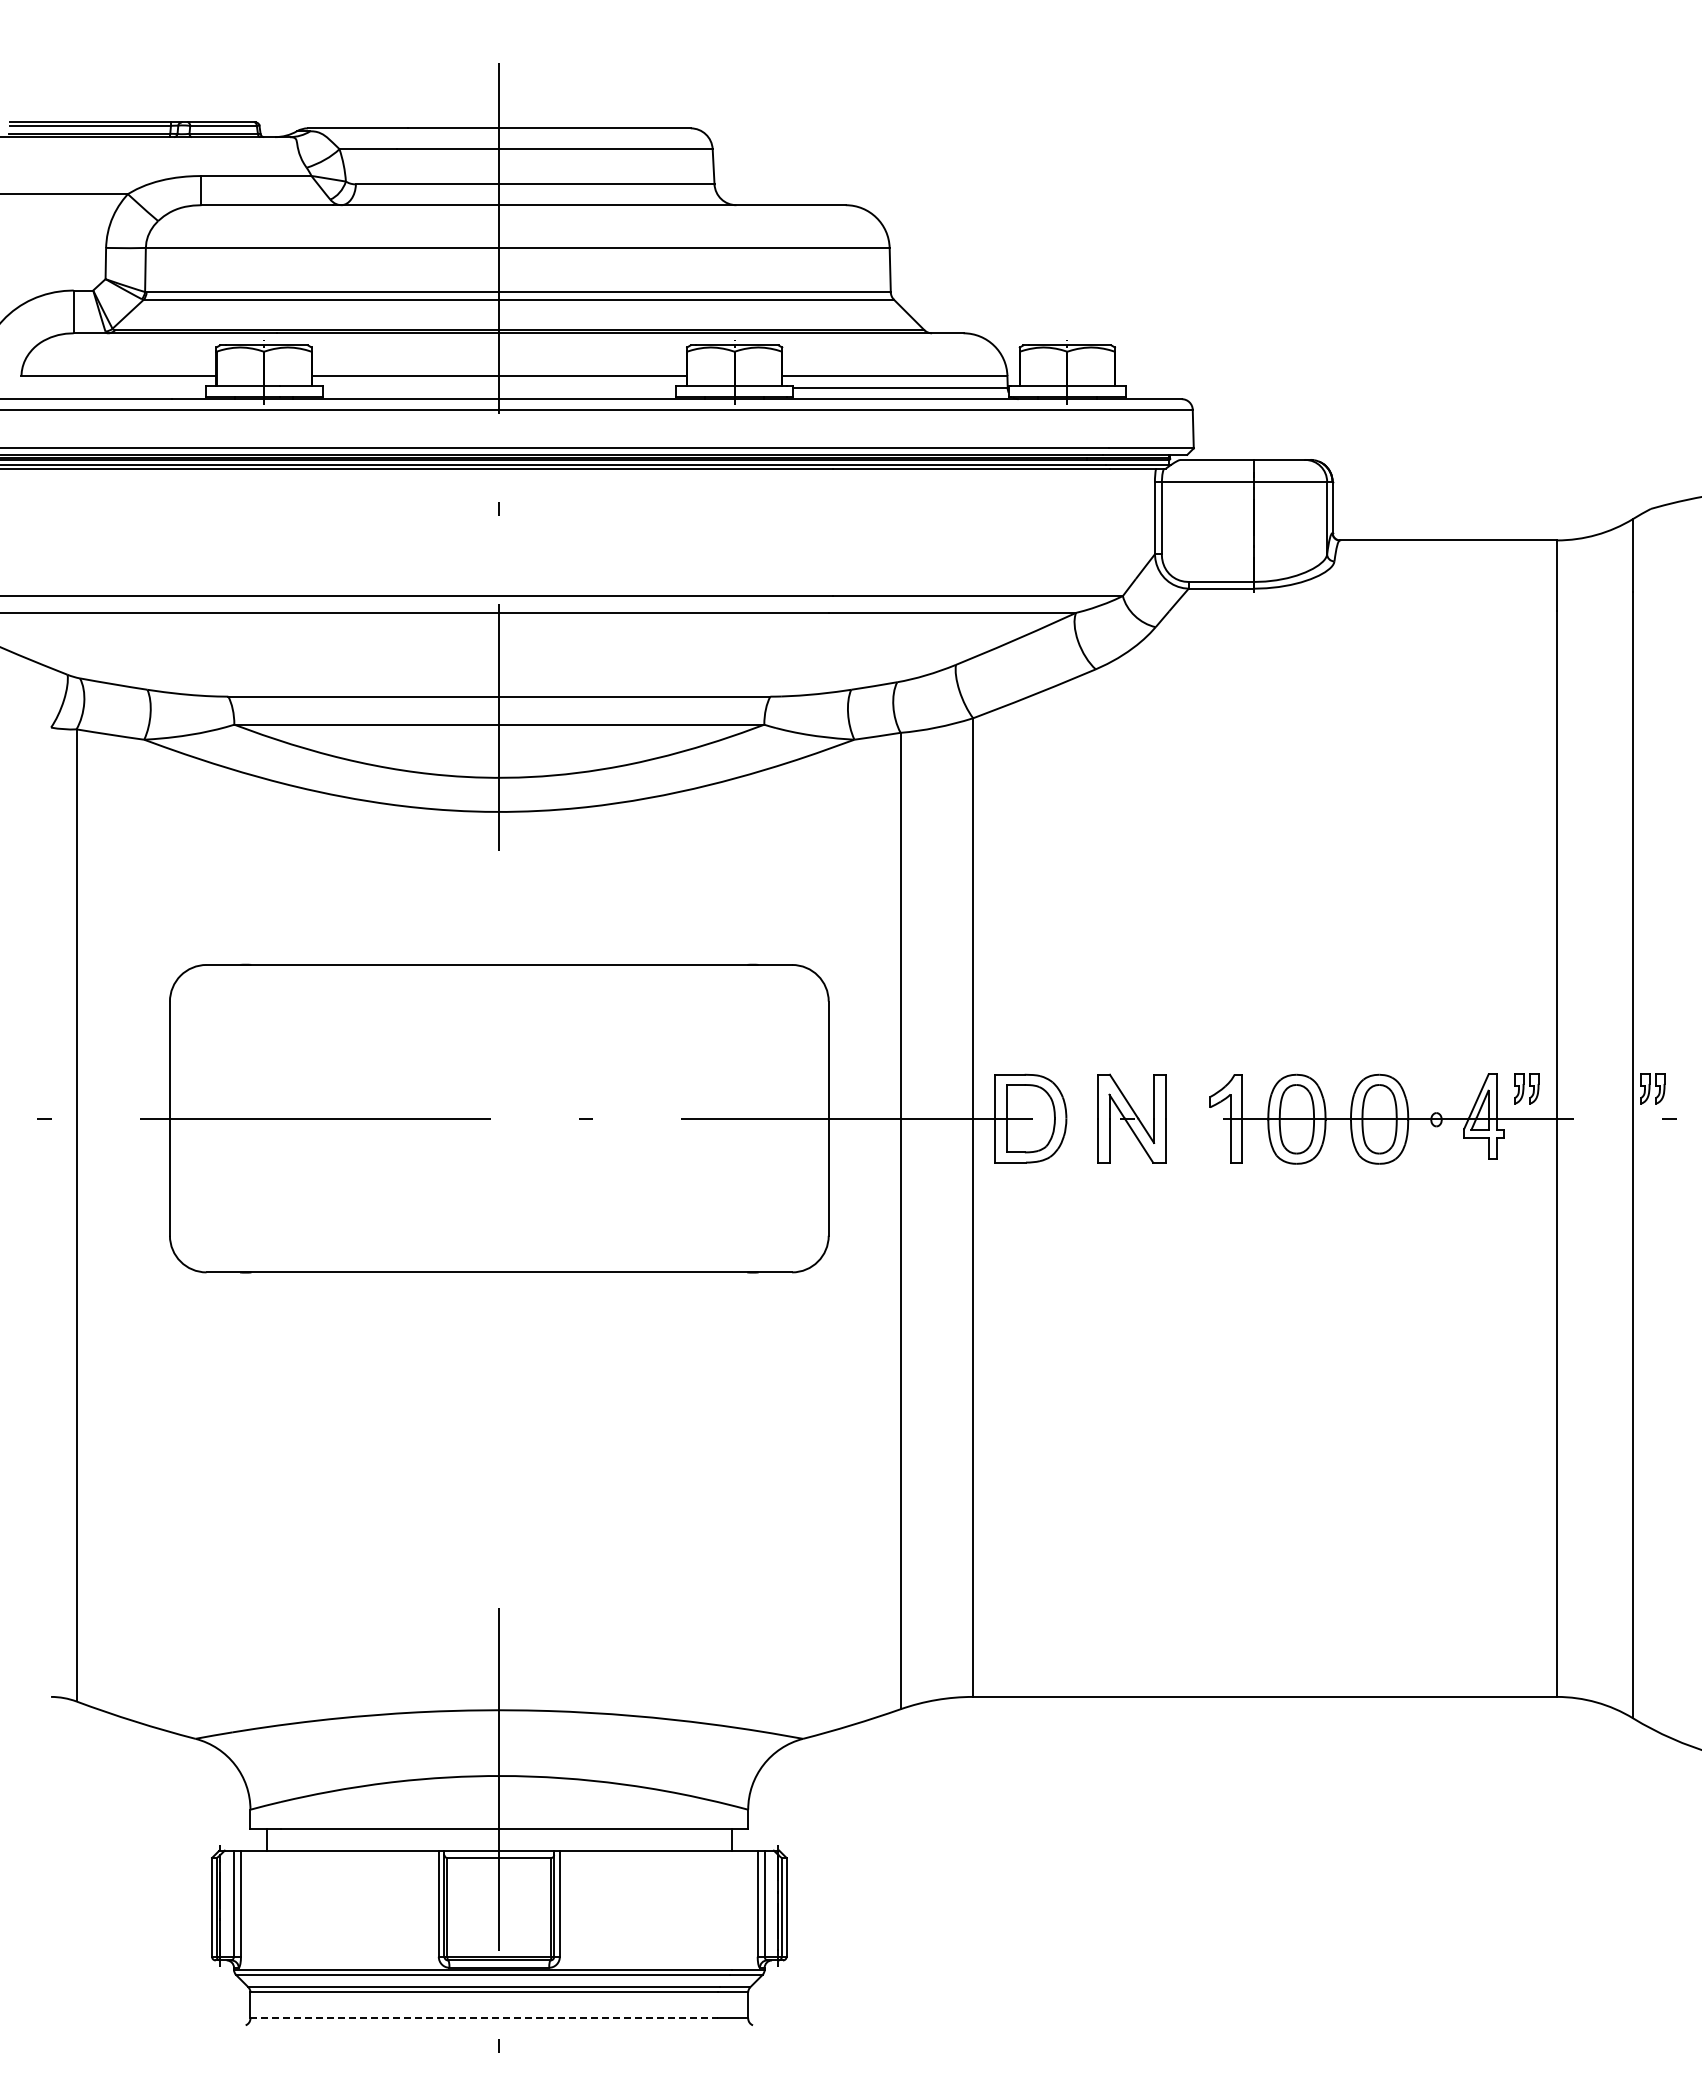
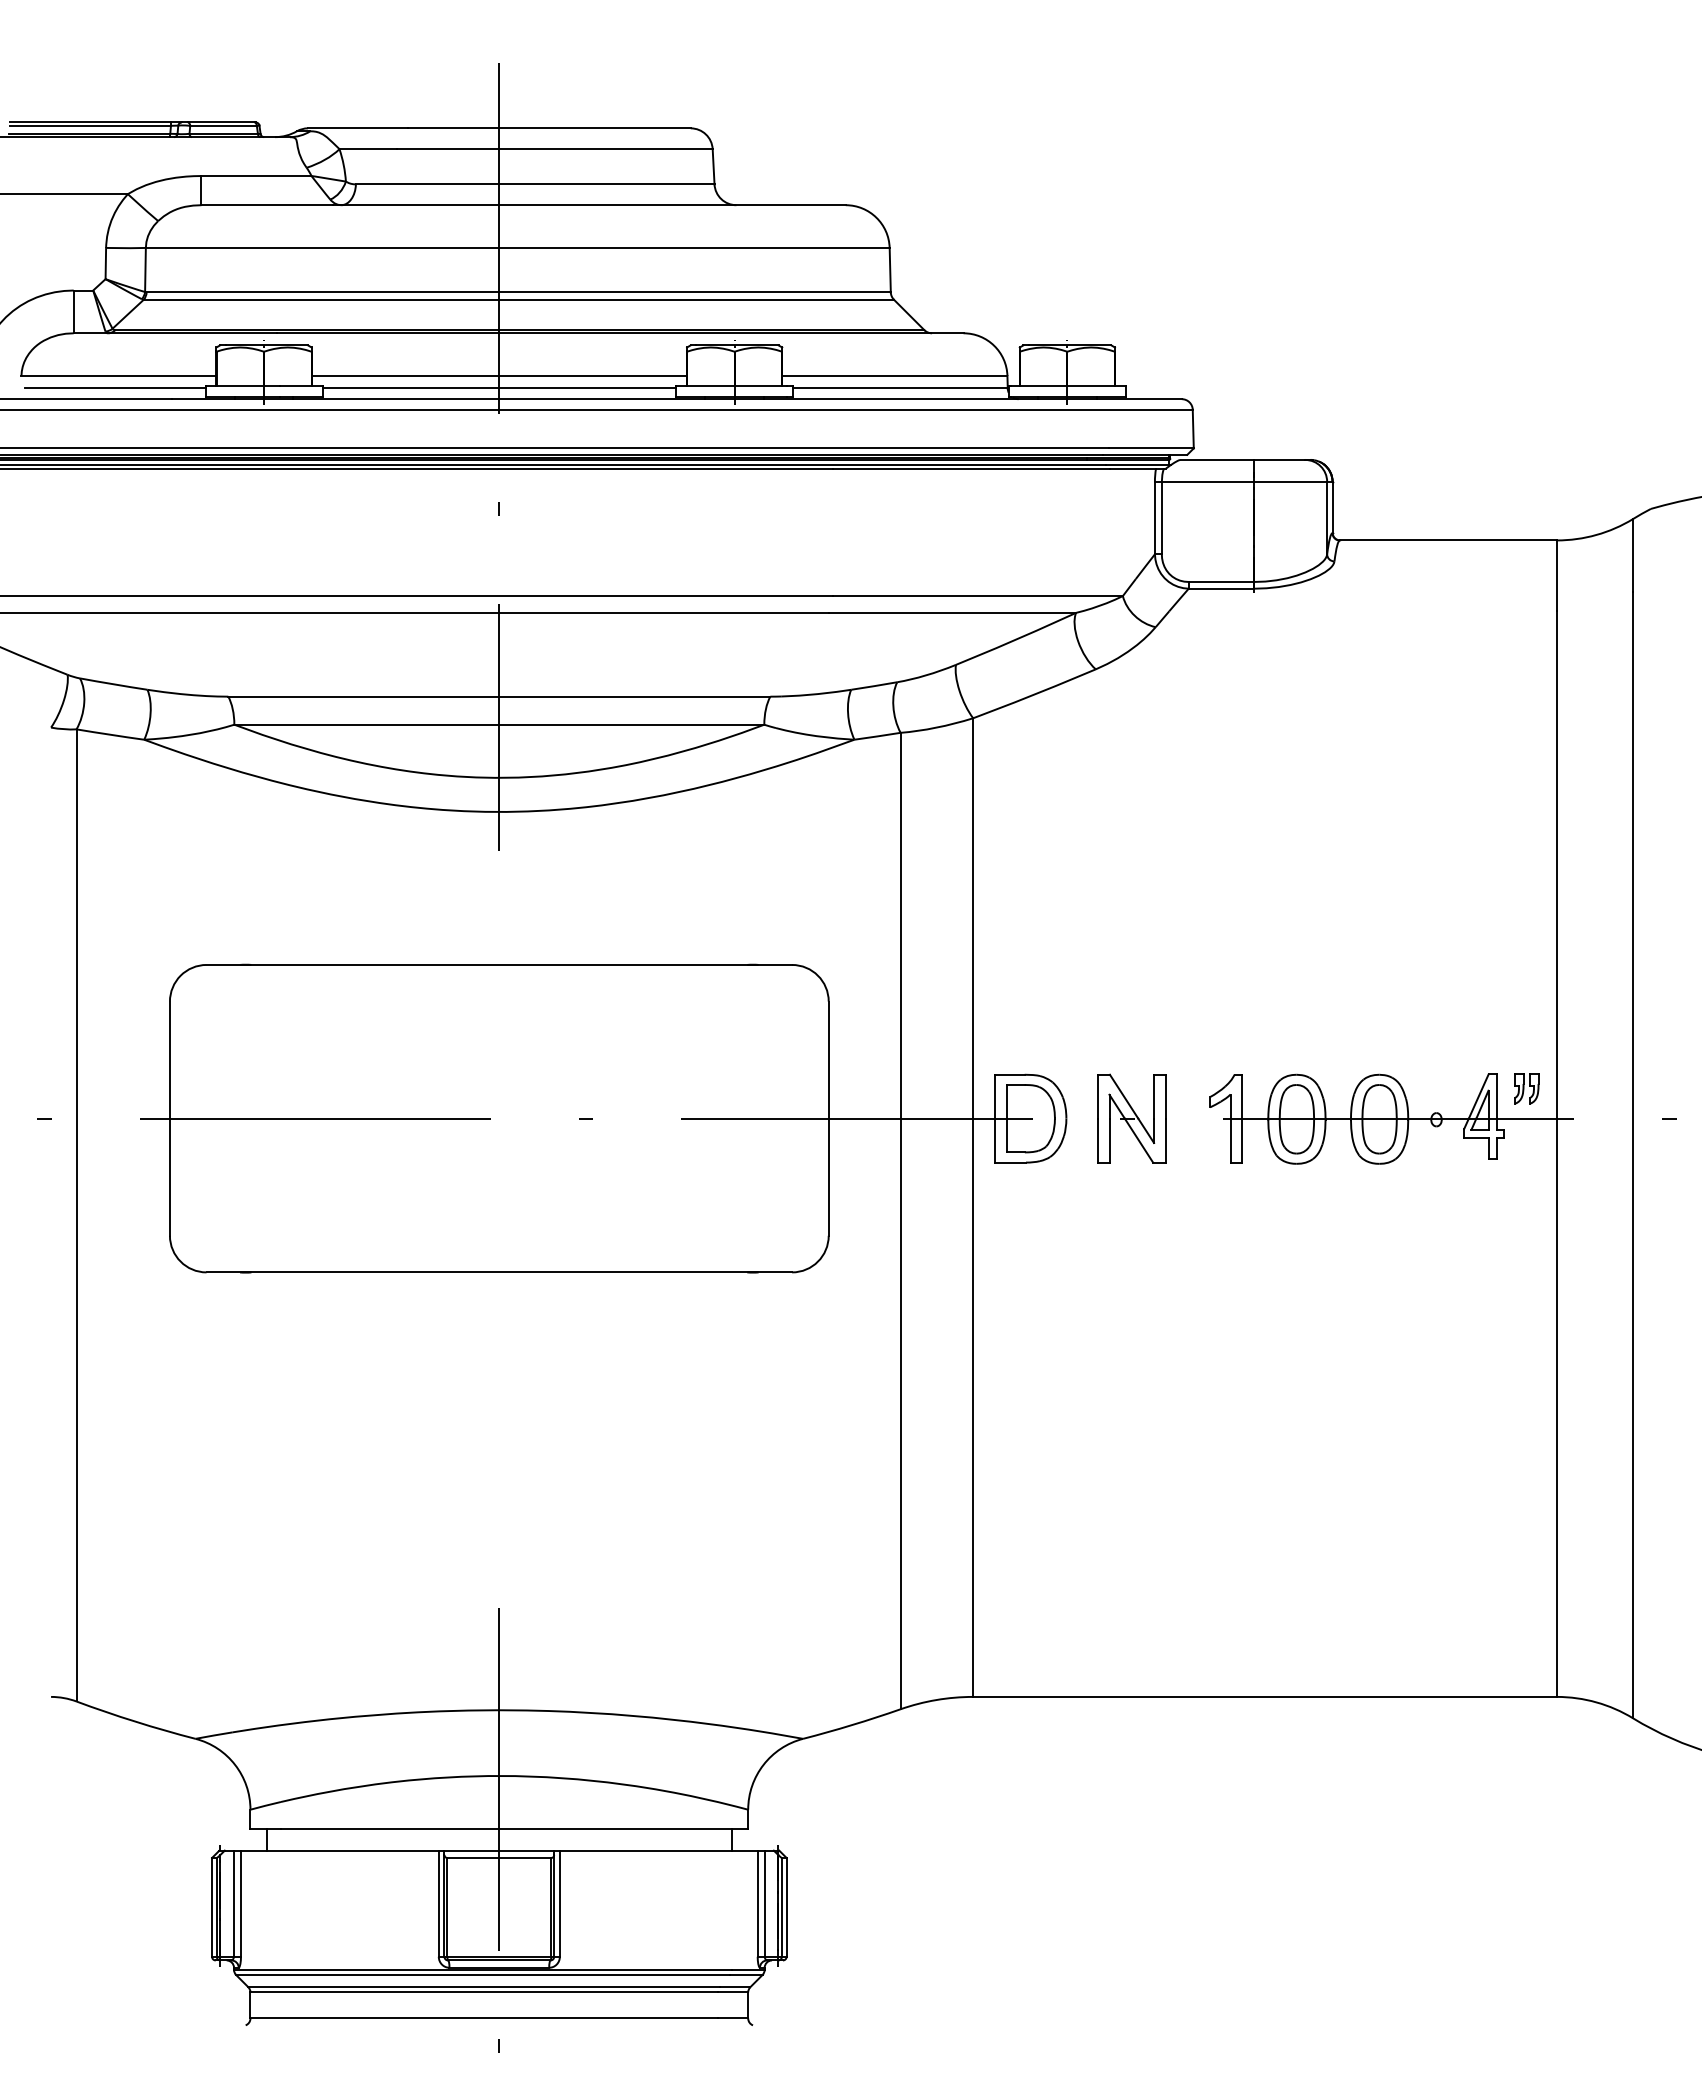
line: none -> present (115, 388)
line: none -> present (499, 388)
part: present -> none (1652, 1088)
line: dashed -> solid (484, 2018)
